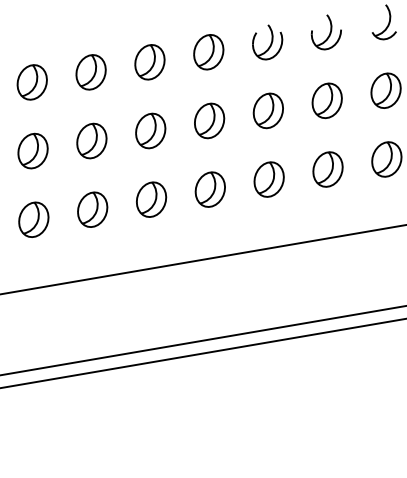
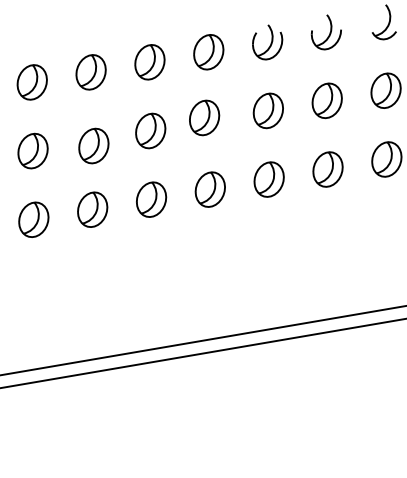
part position: (209, 120) -> (204, 117) (204, 117)
part position: (91, 140) -> (93, 145) (93, 145)
line: present -> none (202, 259)
